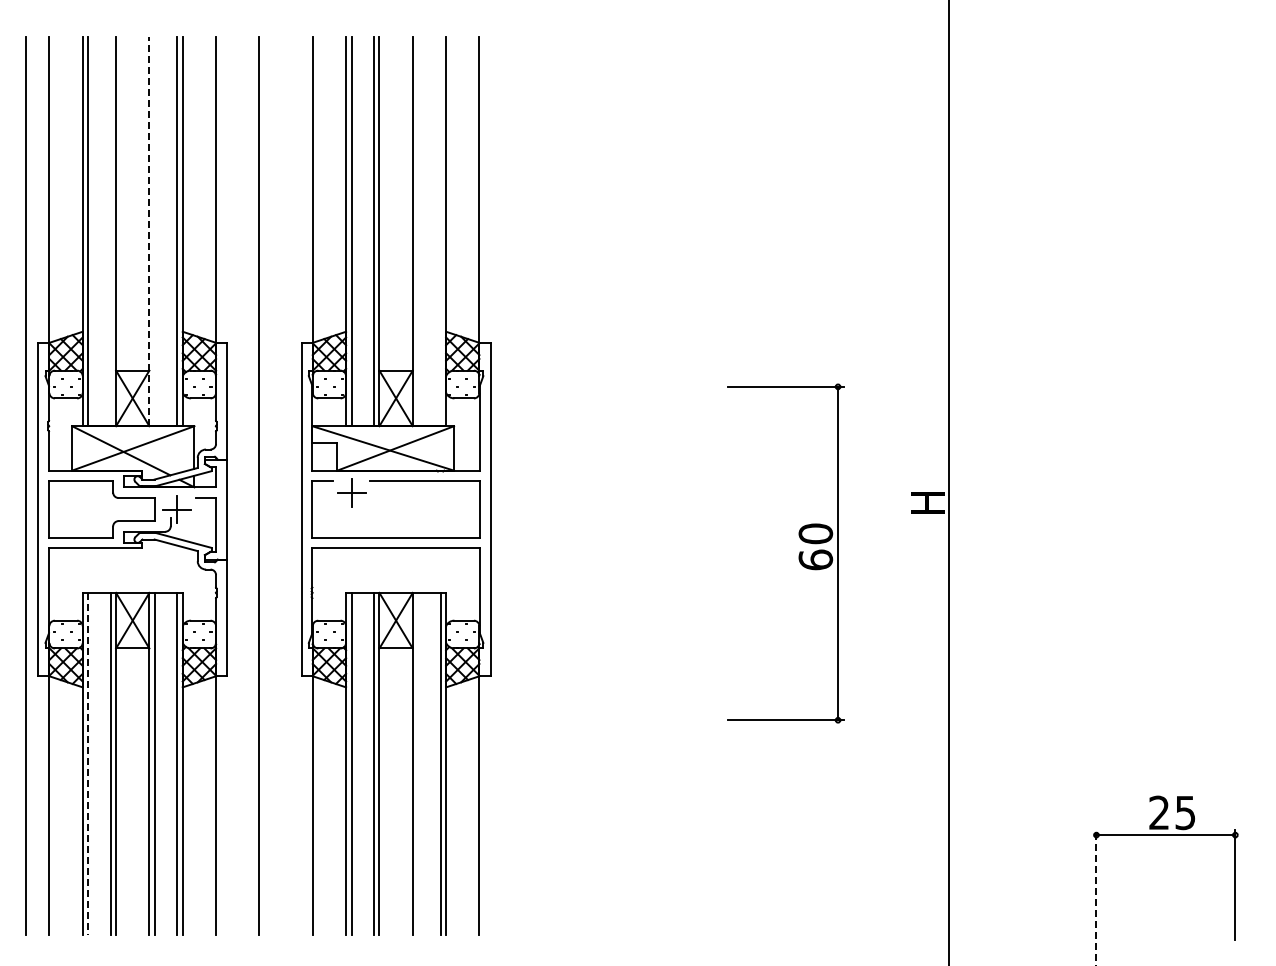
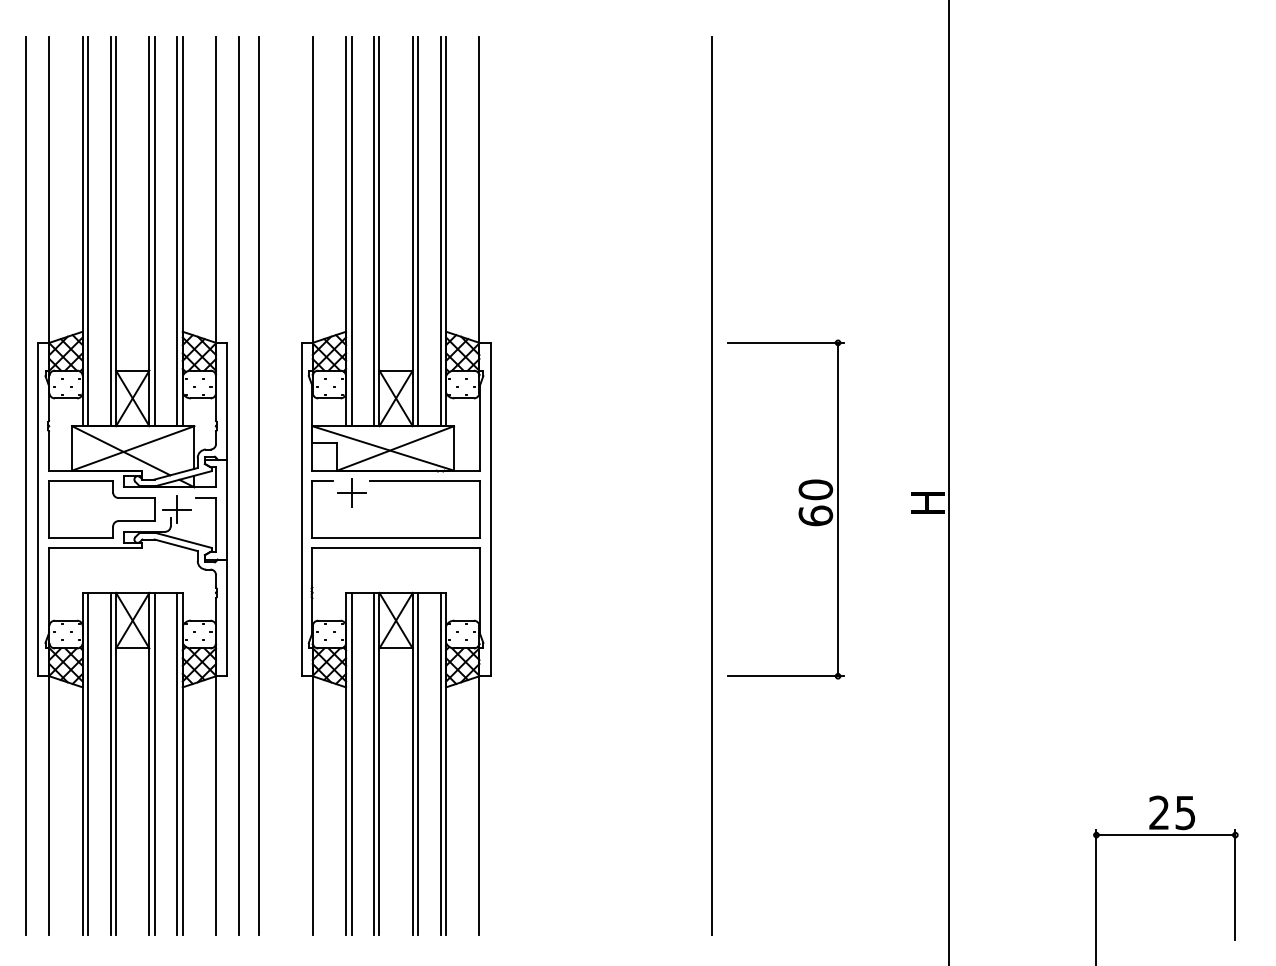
line: none -> present (110, 231)
line: dashed -> solid (149, 231)
line: none -> present (154, 231)
line: none -> present (418, 231)
line: none -> present (440, 231)
line: none -> present (239, 485)
line: none -> present (711, 485)
part position: (798, 555) -> (798, 511) (798, 511)
line: dashed -> solid (88, 763)
line: none -> present (418, 763)
line: dashed -> solid (1096, 897)
